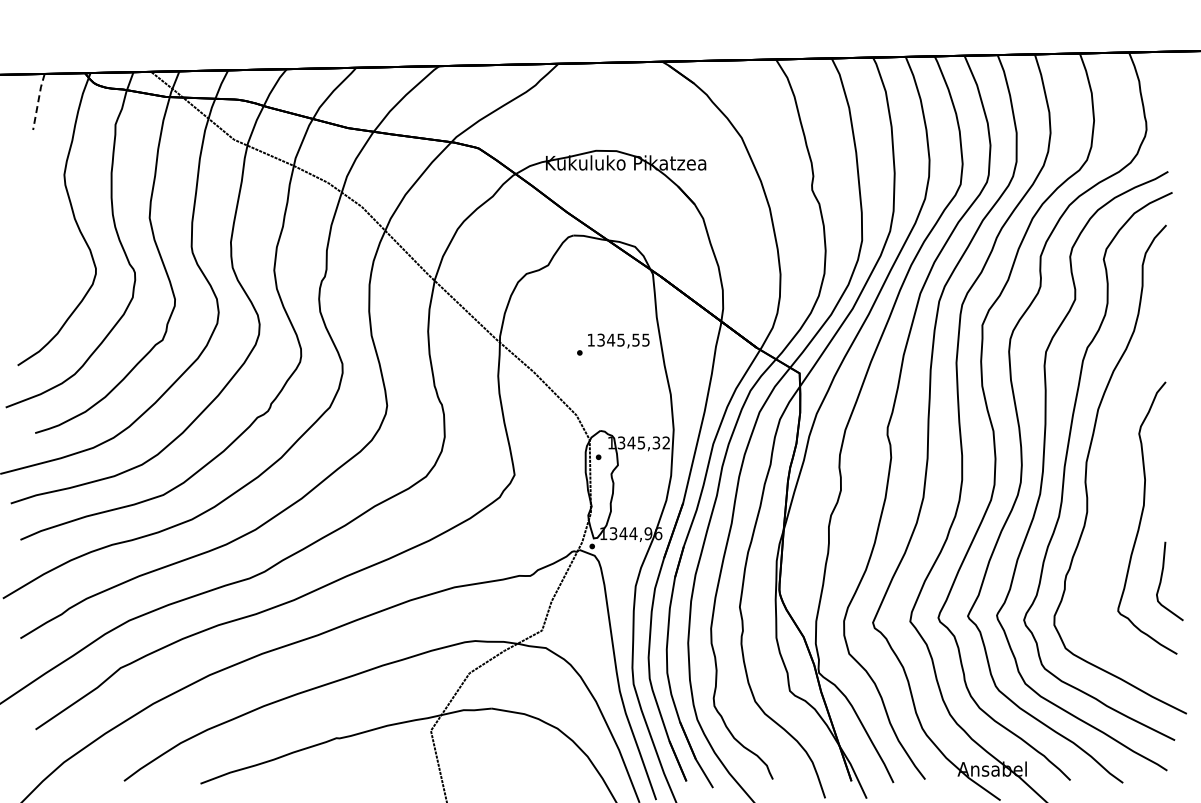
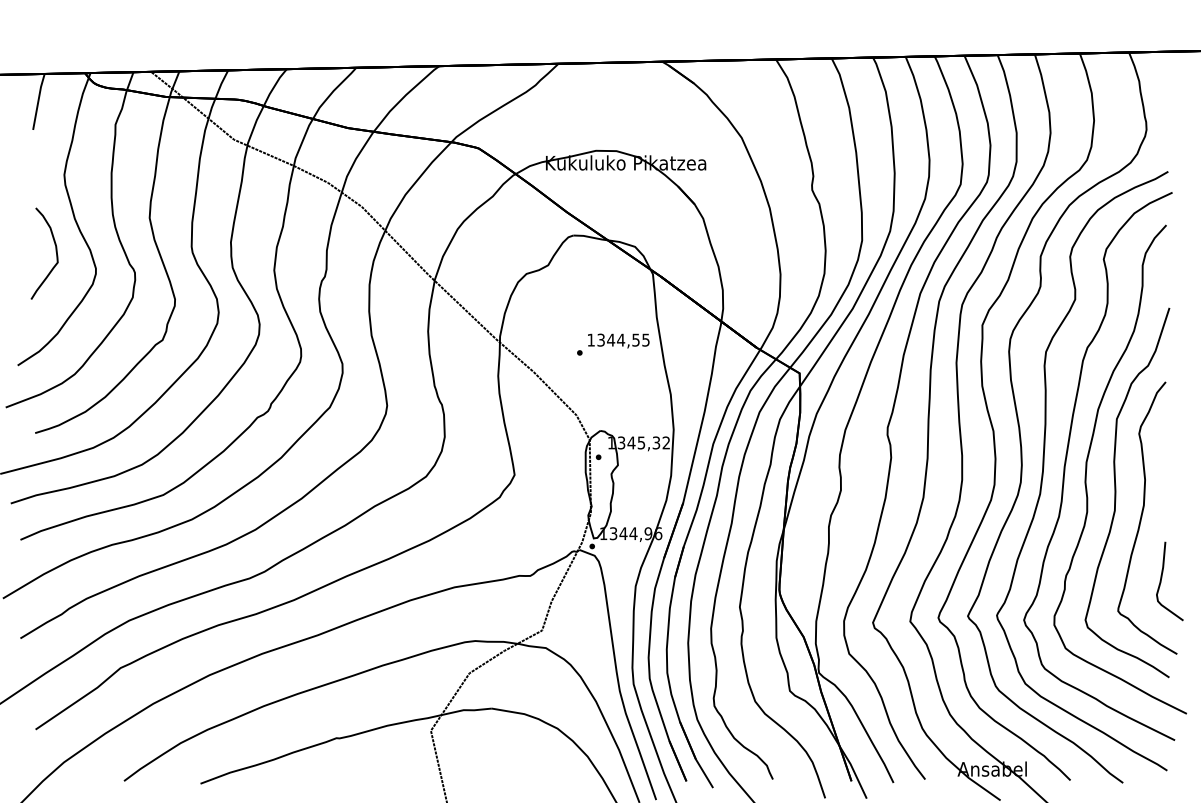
line: dashed -> solid (38, 101)
curve: none -> present (55, 251)
text: 1345,55 -> 1344,55 (621, 339)
curve: none -> present (1116, 492)
